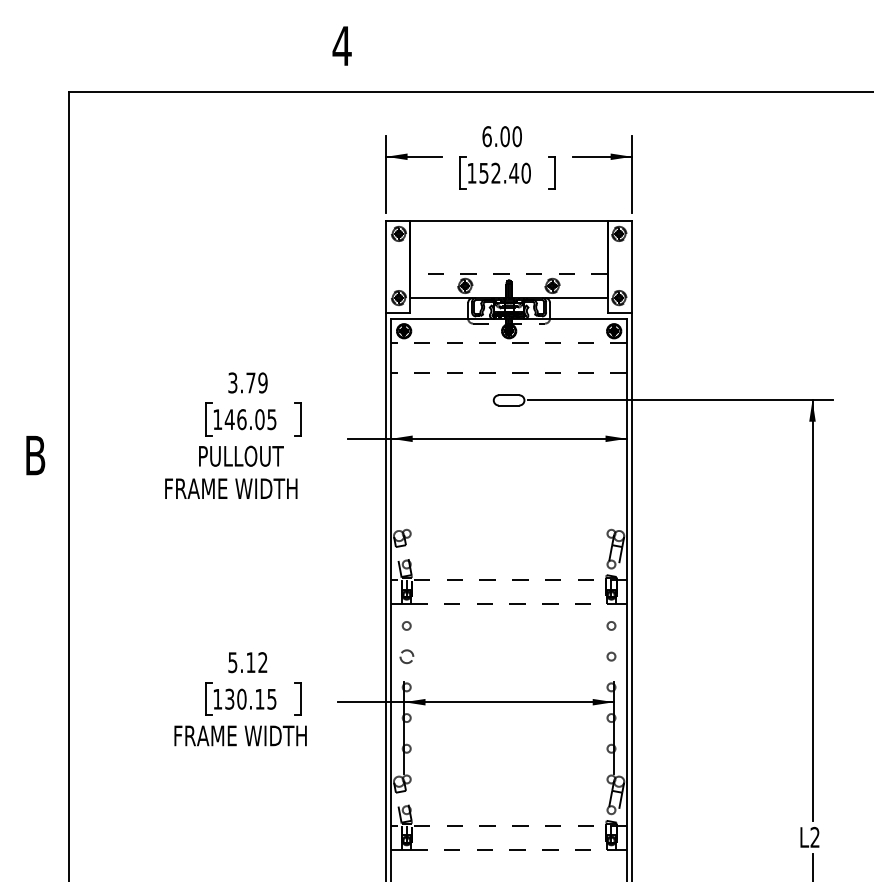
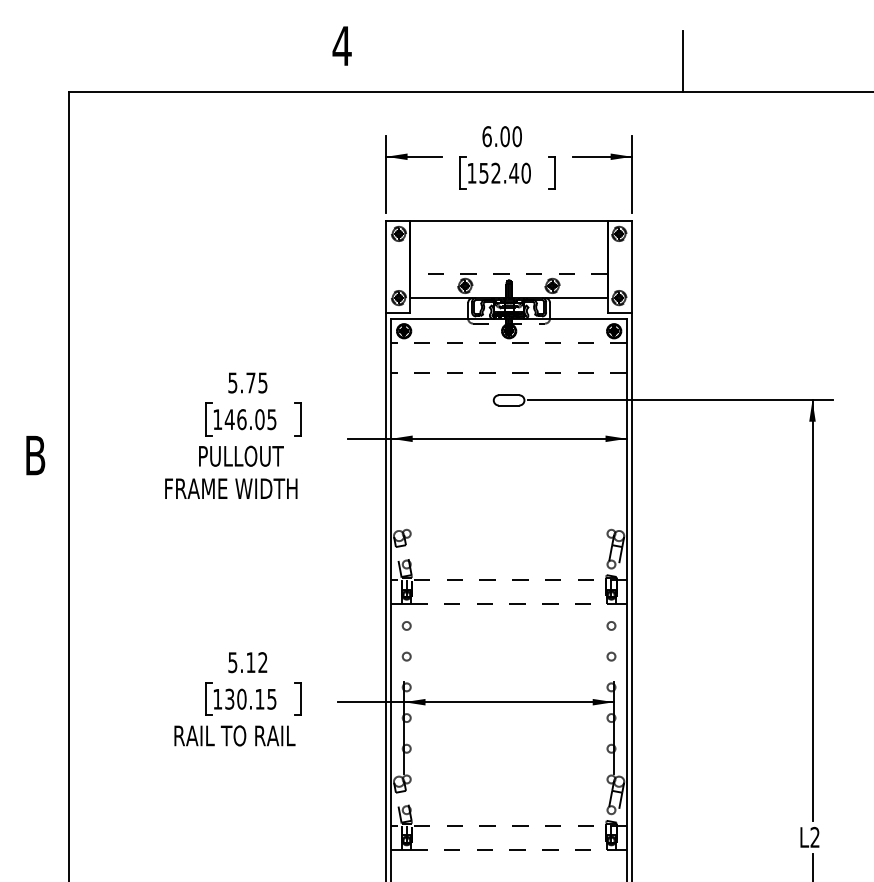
line: none -> present (682, 61)
text: 3.79 -> 5.75 (247, 382)
part size: 16x15 px -> 11x11 px (406, 656)
text: FRAME WIDTH -> RAIL TO RAIL (241, 735)
